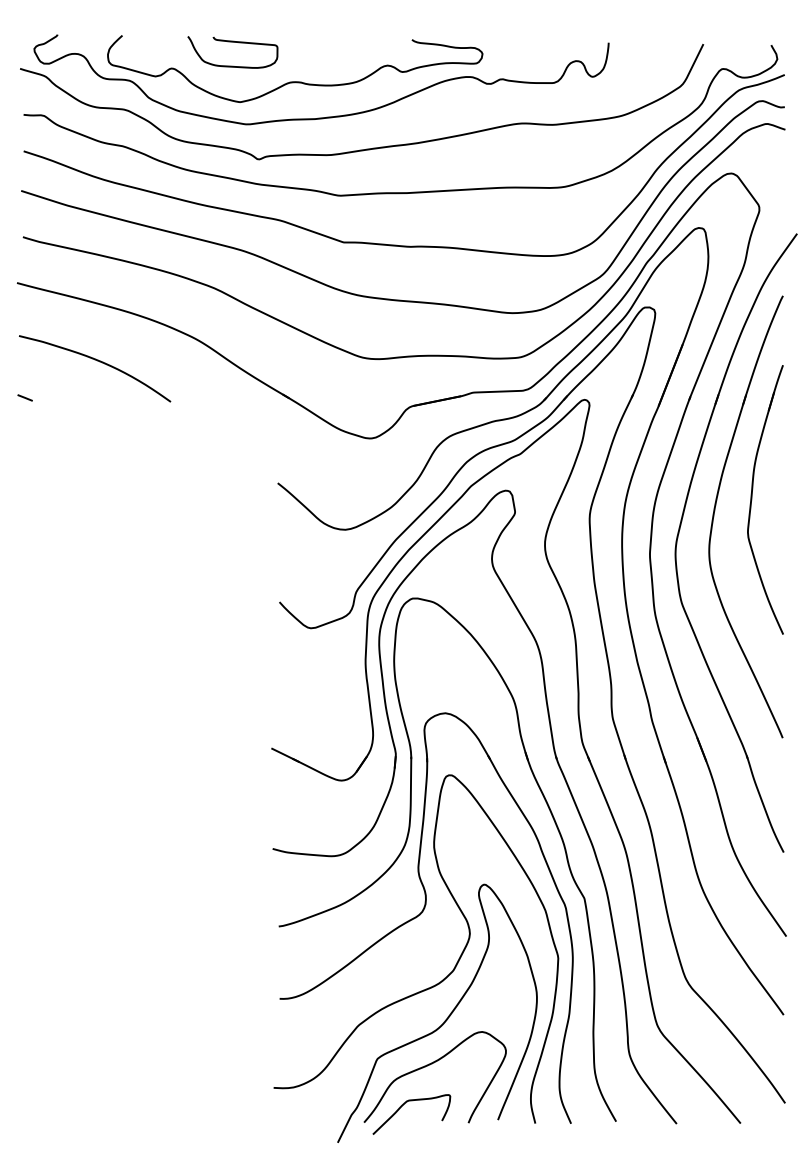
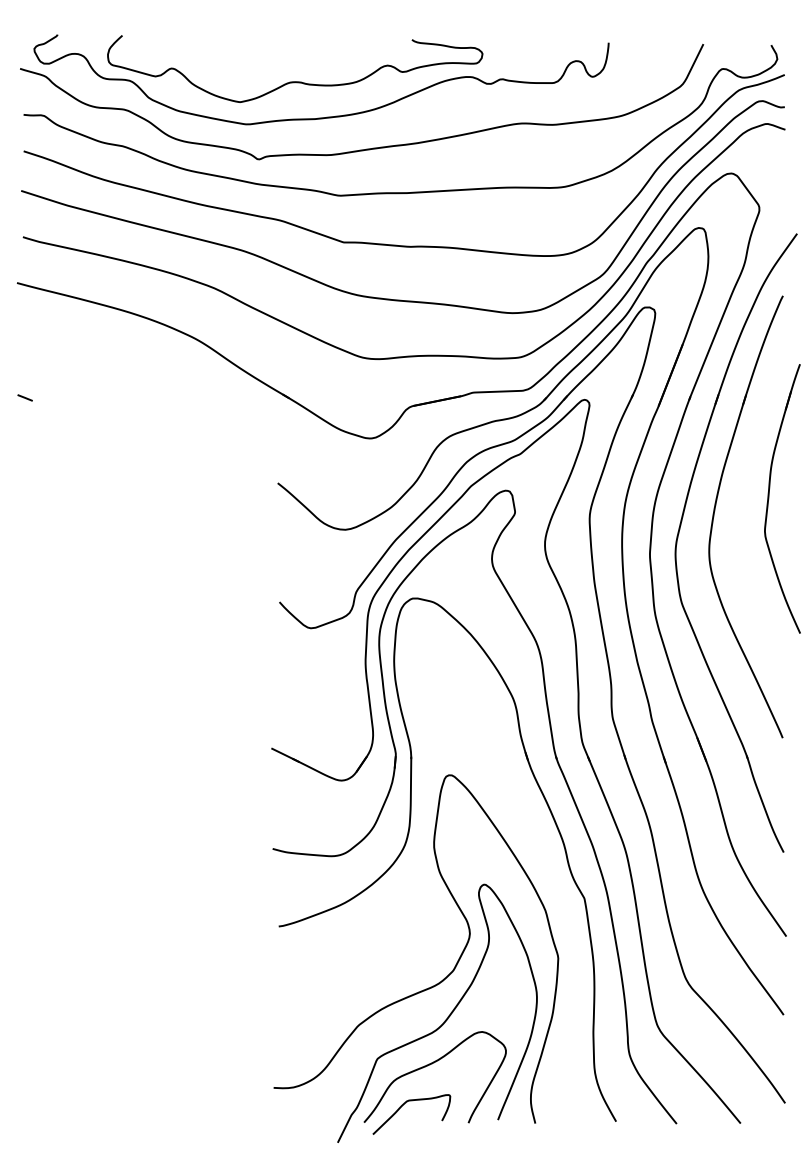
curve: present -> none (232, 42)
curve: present -> none (99, 362)
part position: (752, 499) -> (769, 498) (769, 498)
part: present -> none (426, 917)
